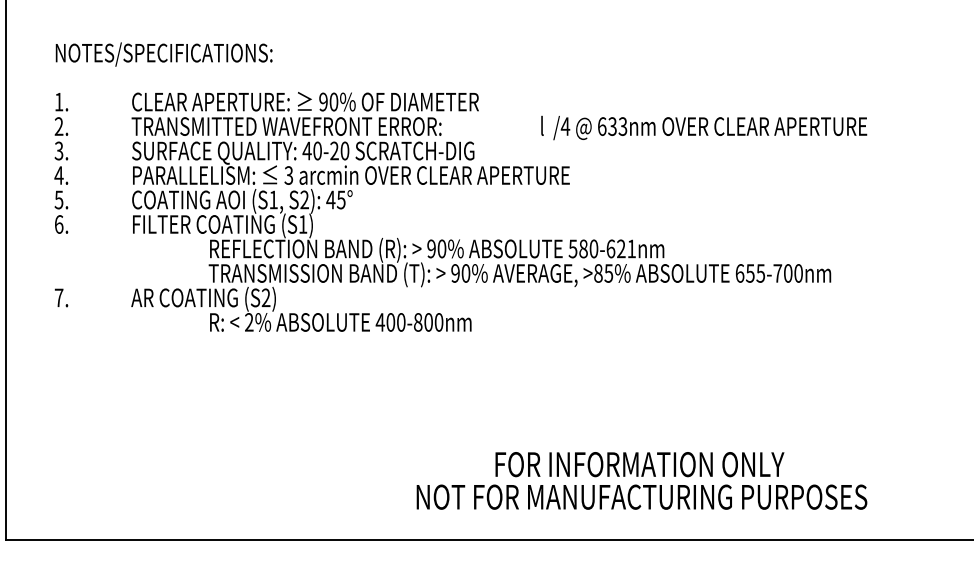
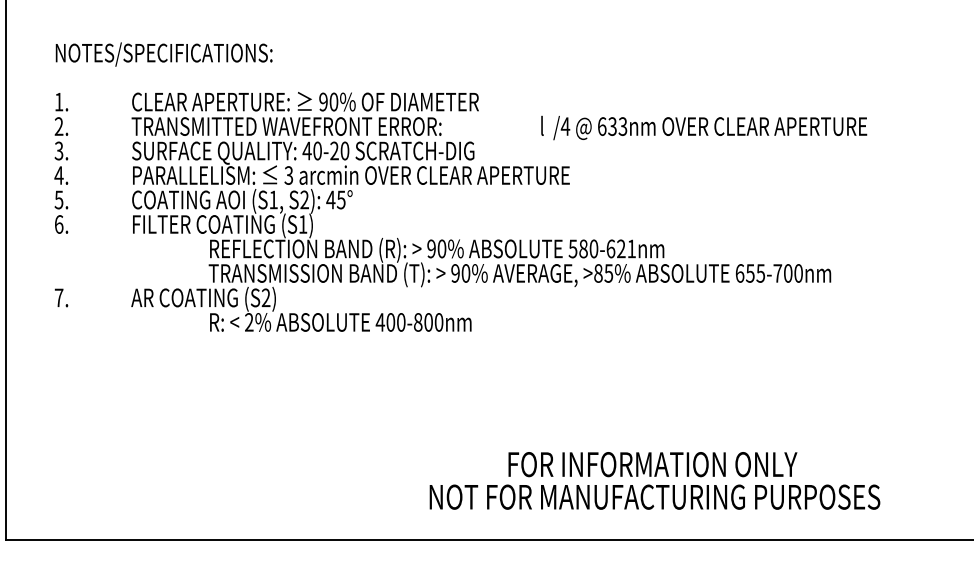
text position: (641, 480) -> (654, 480) (654, 480)
